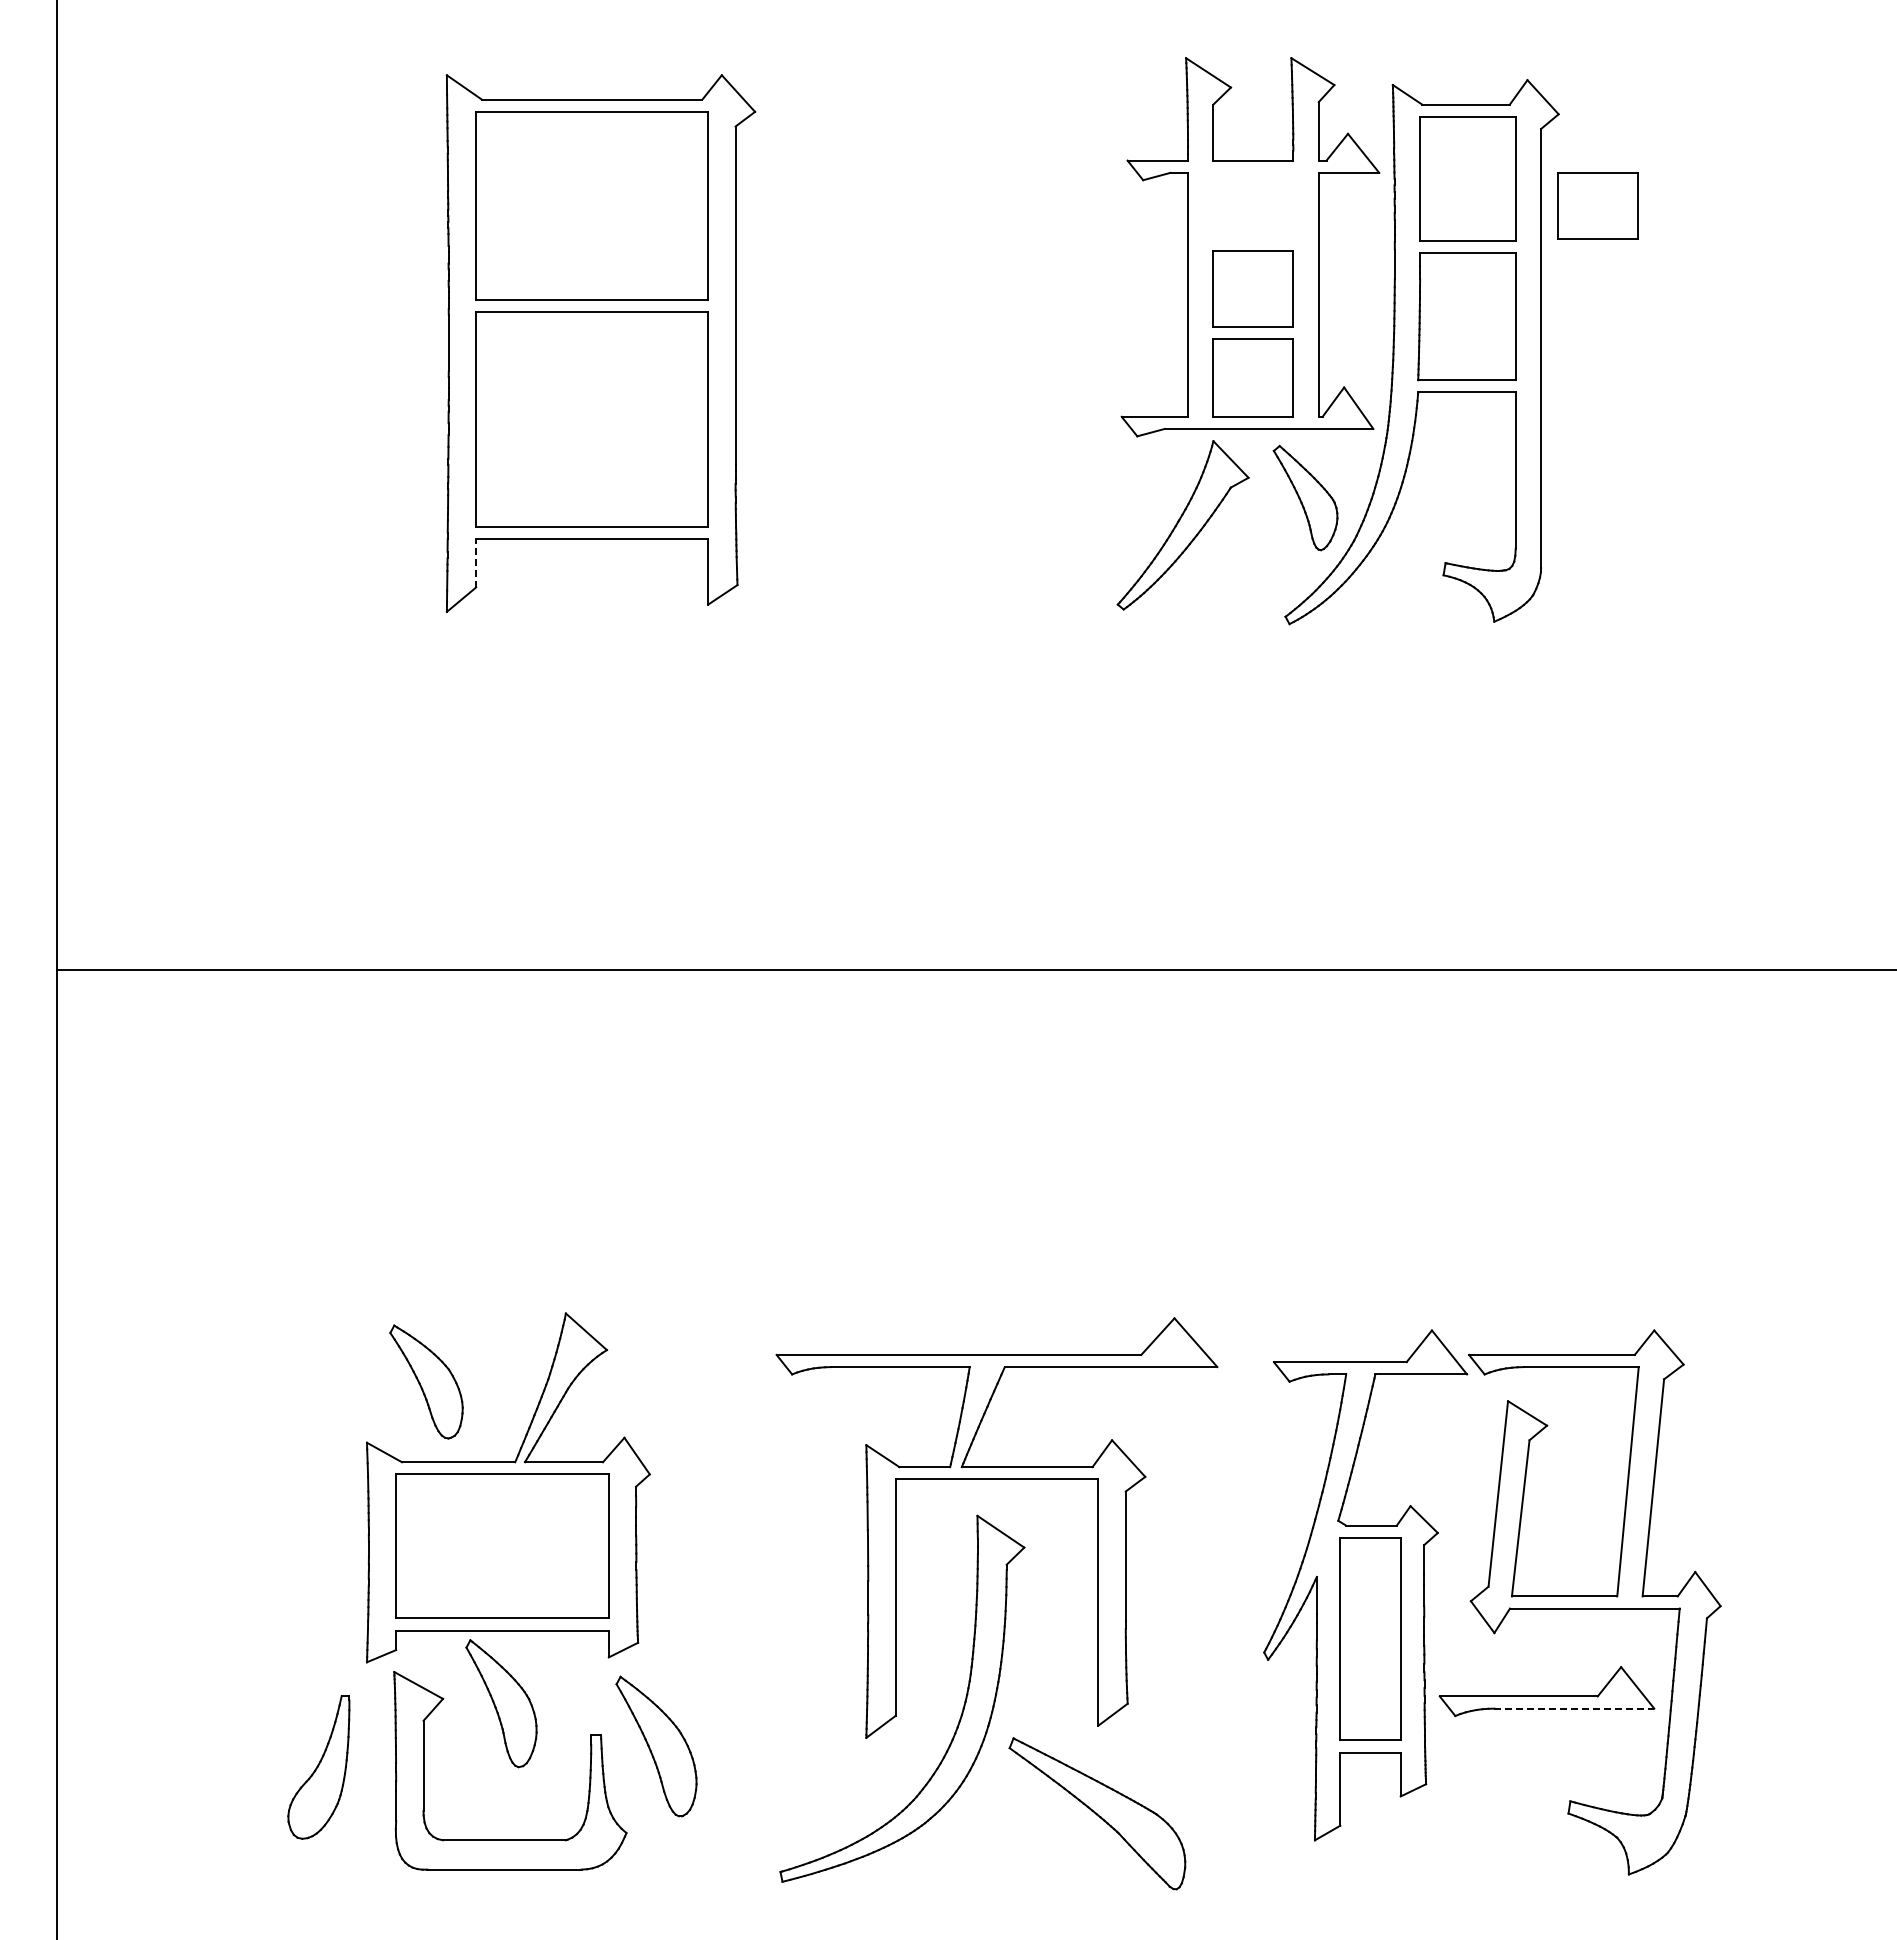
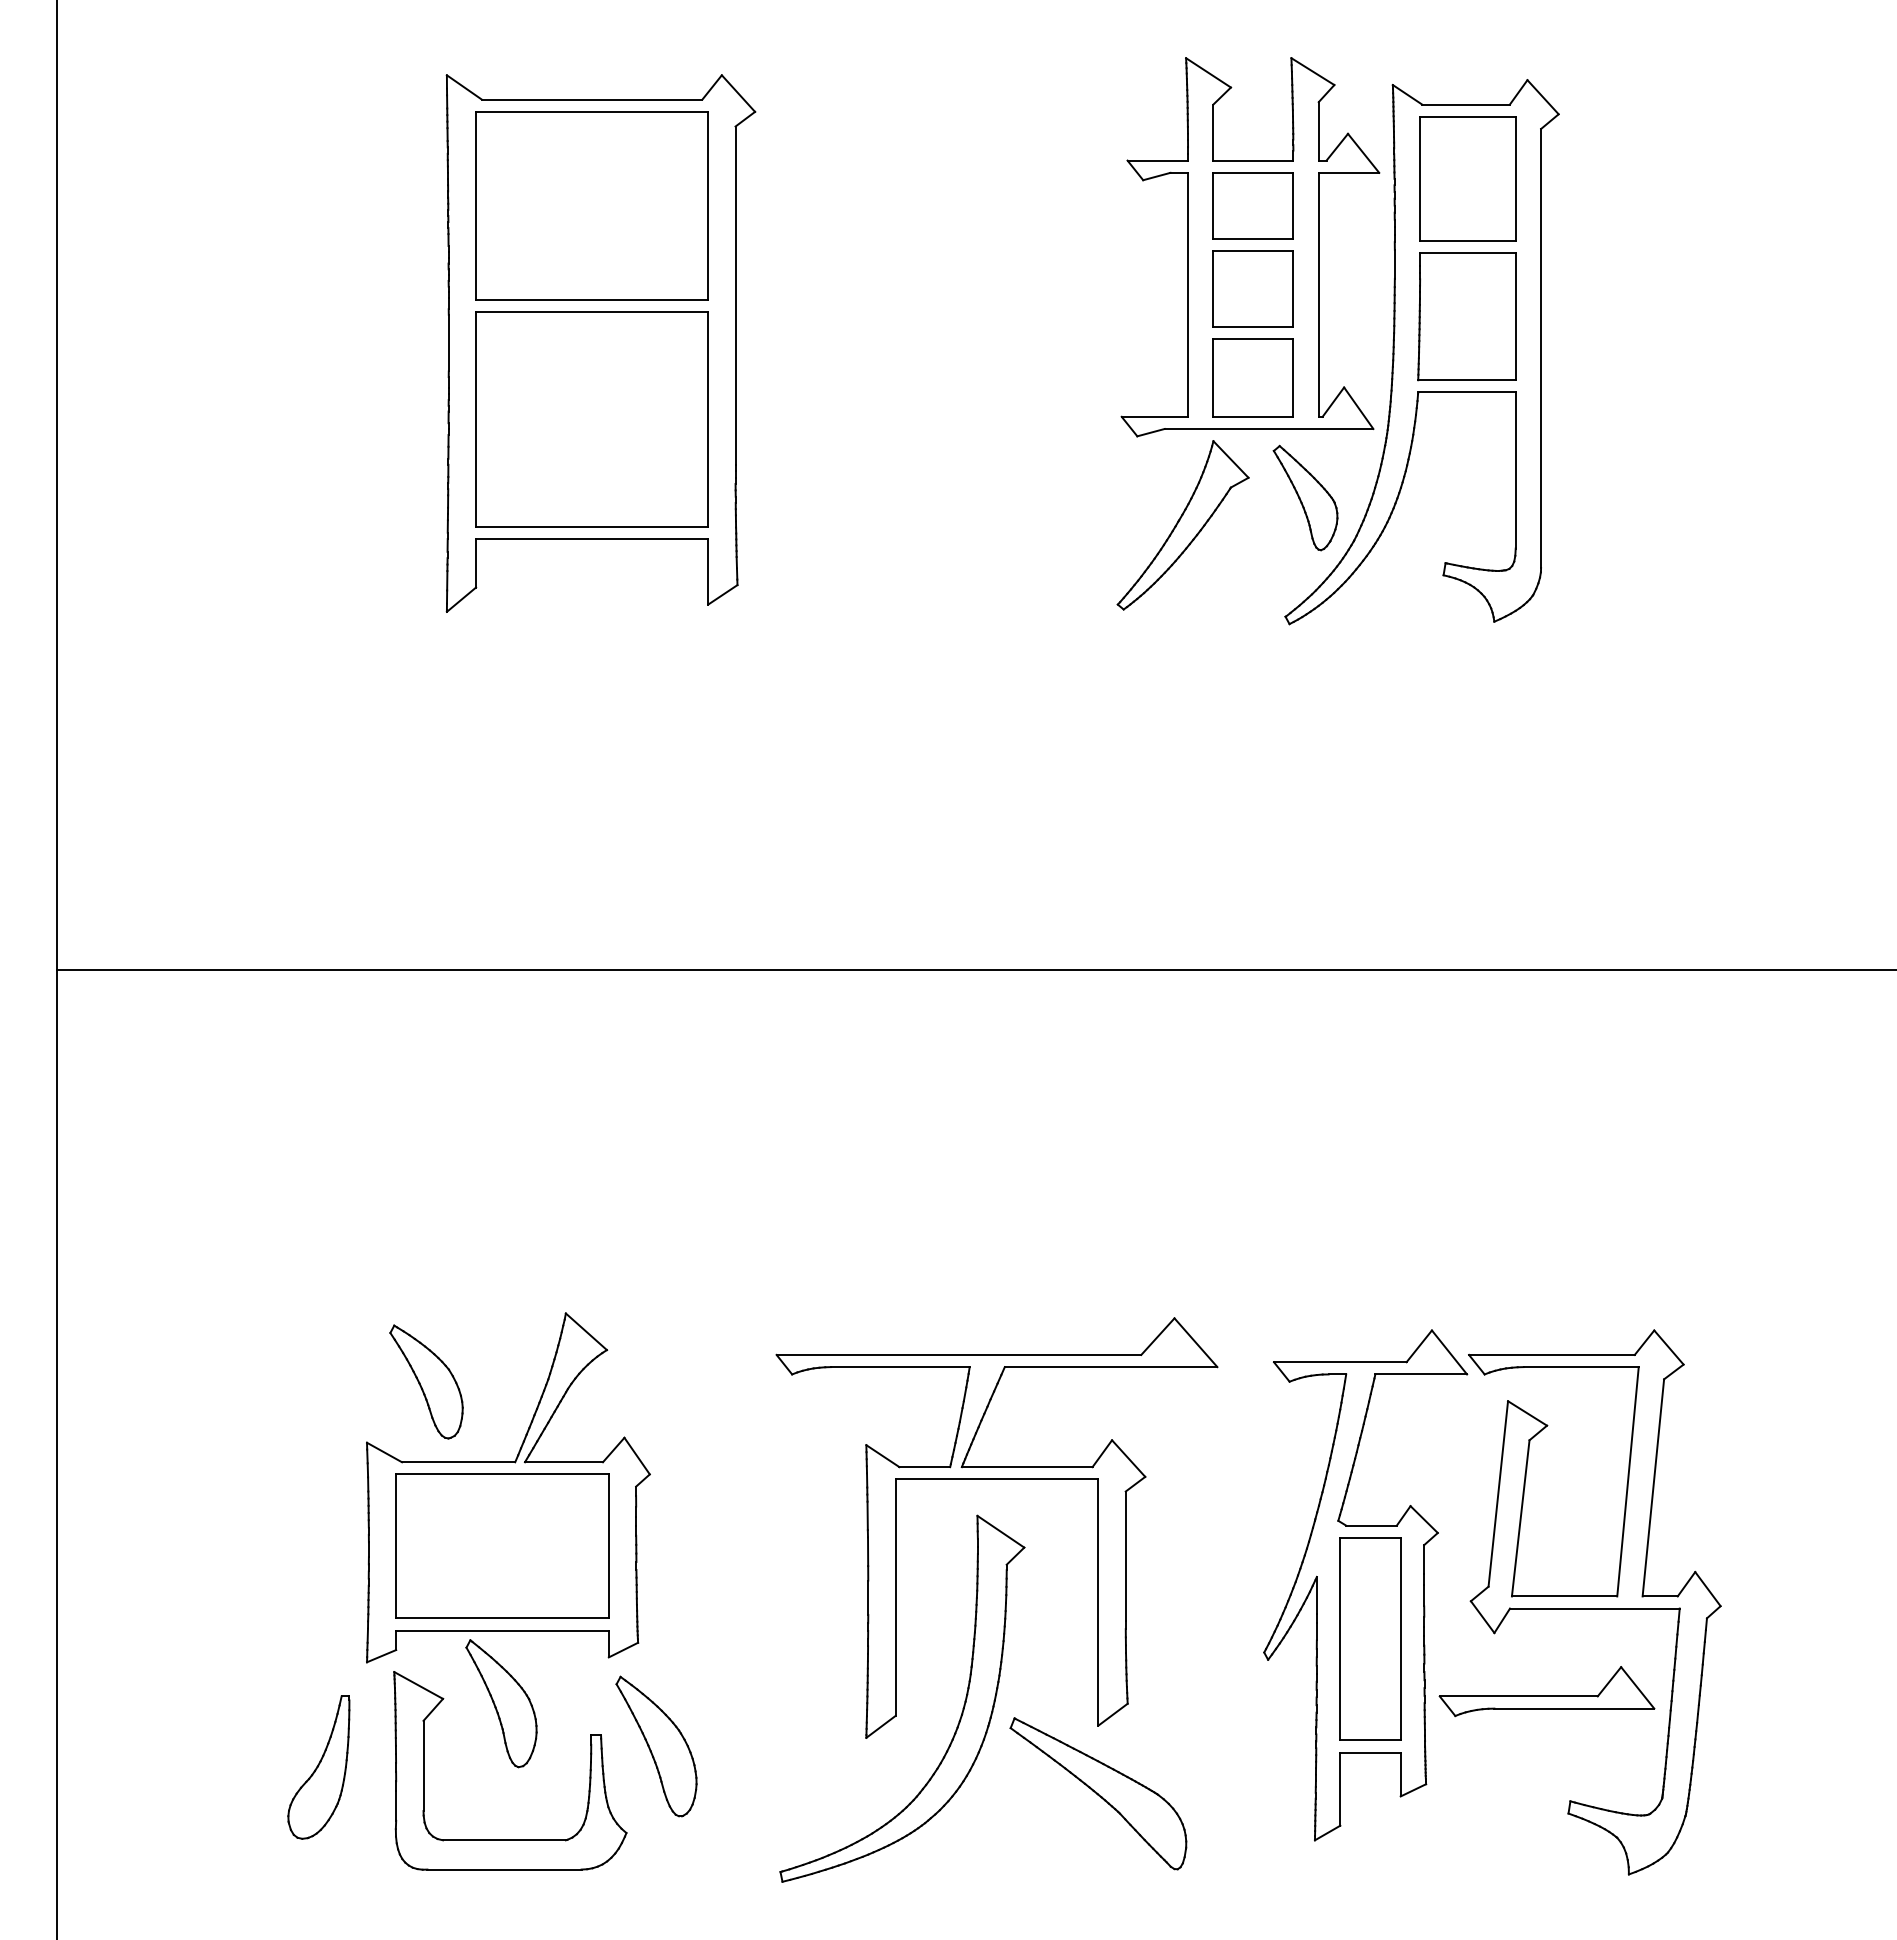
part position: (1597, 205) -> (1252, 205) (1252, 205)
line: dashed -> solid (476, 562)
line: dashed -> solid (1574, 1708)
part position: (1097, 1813) -> (1098, 1793) (1098, 1793)
